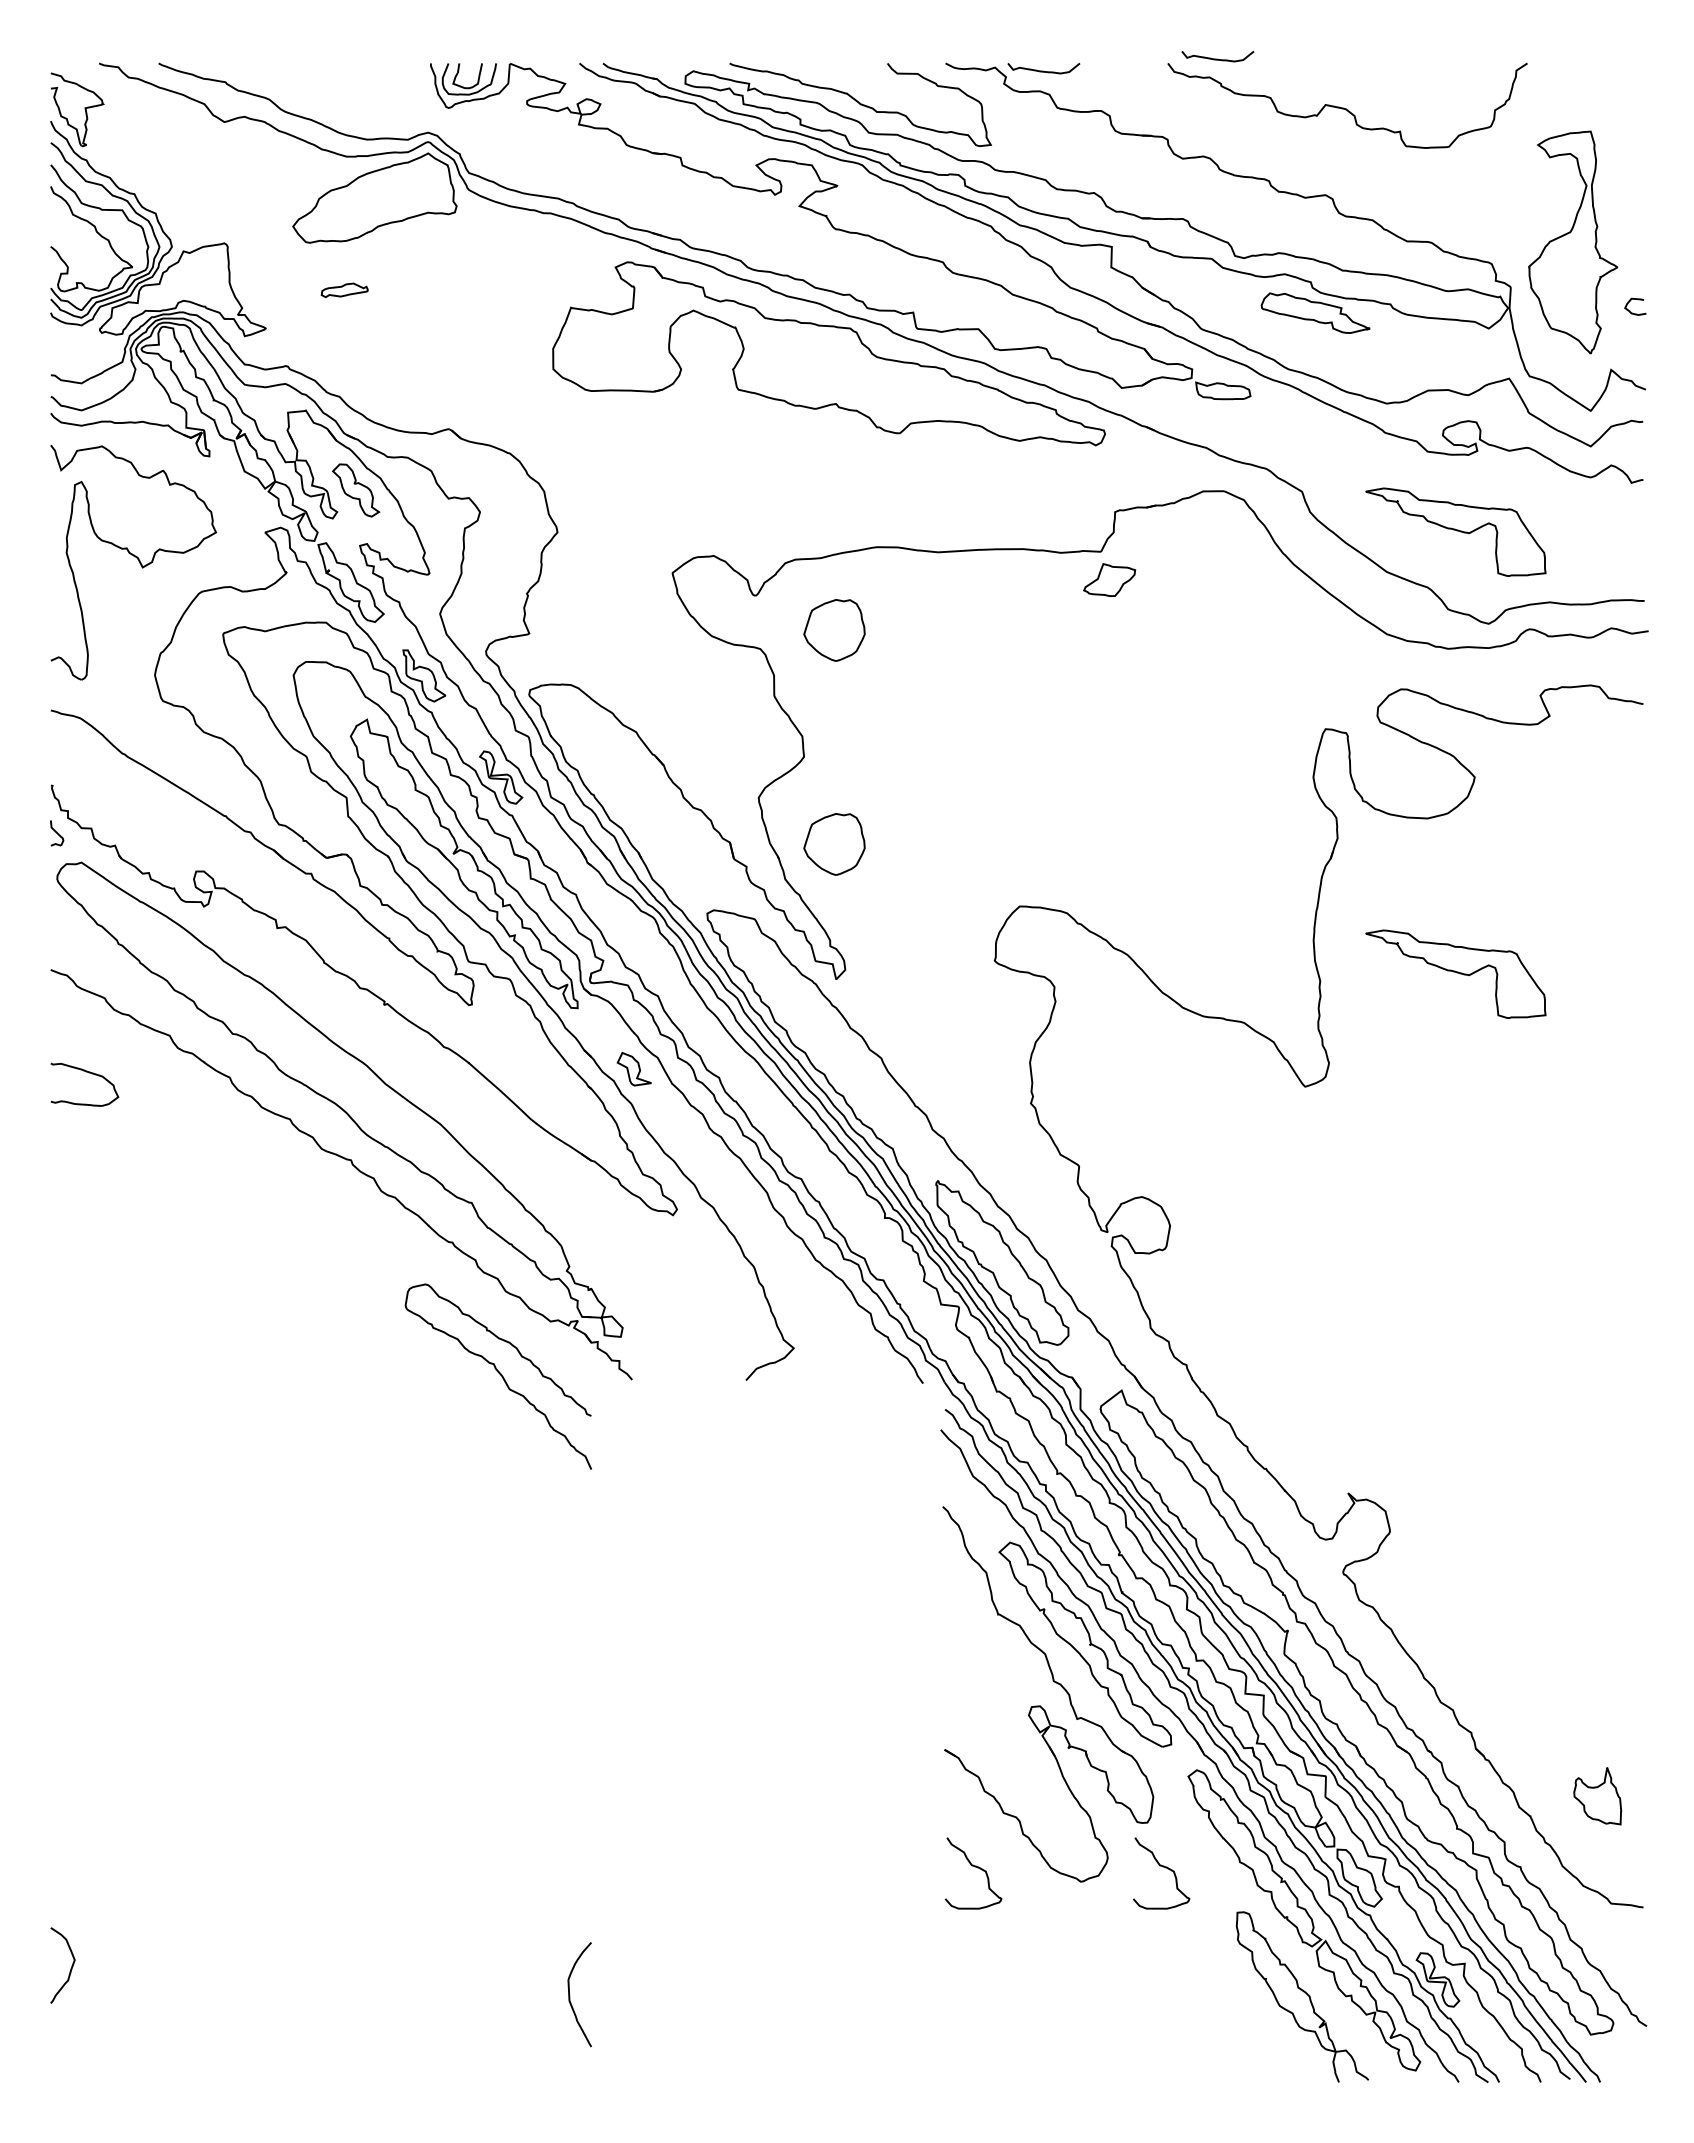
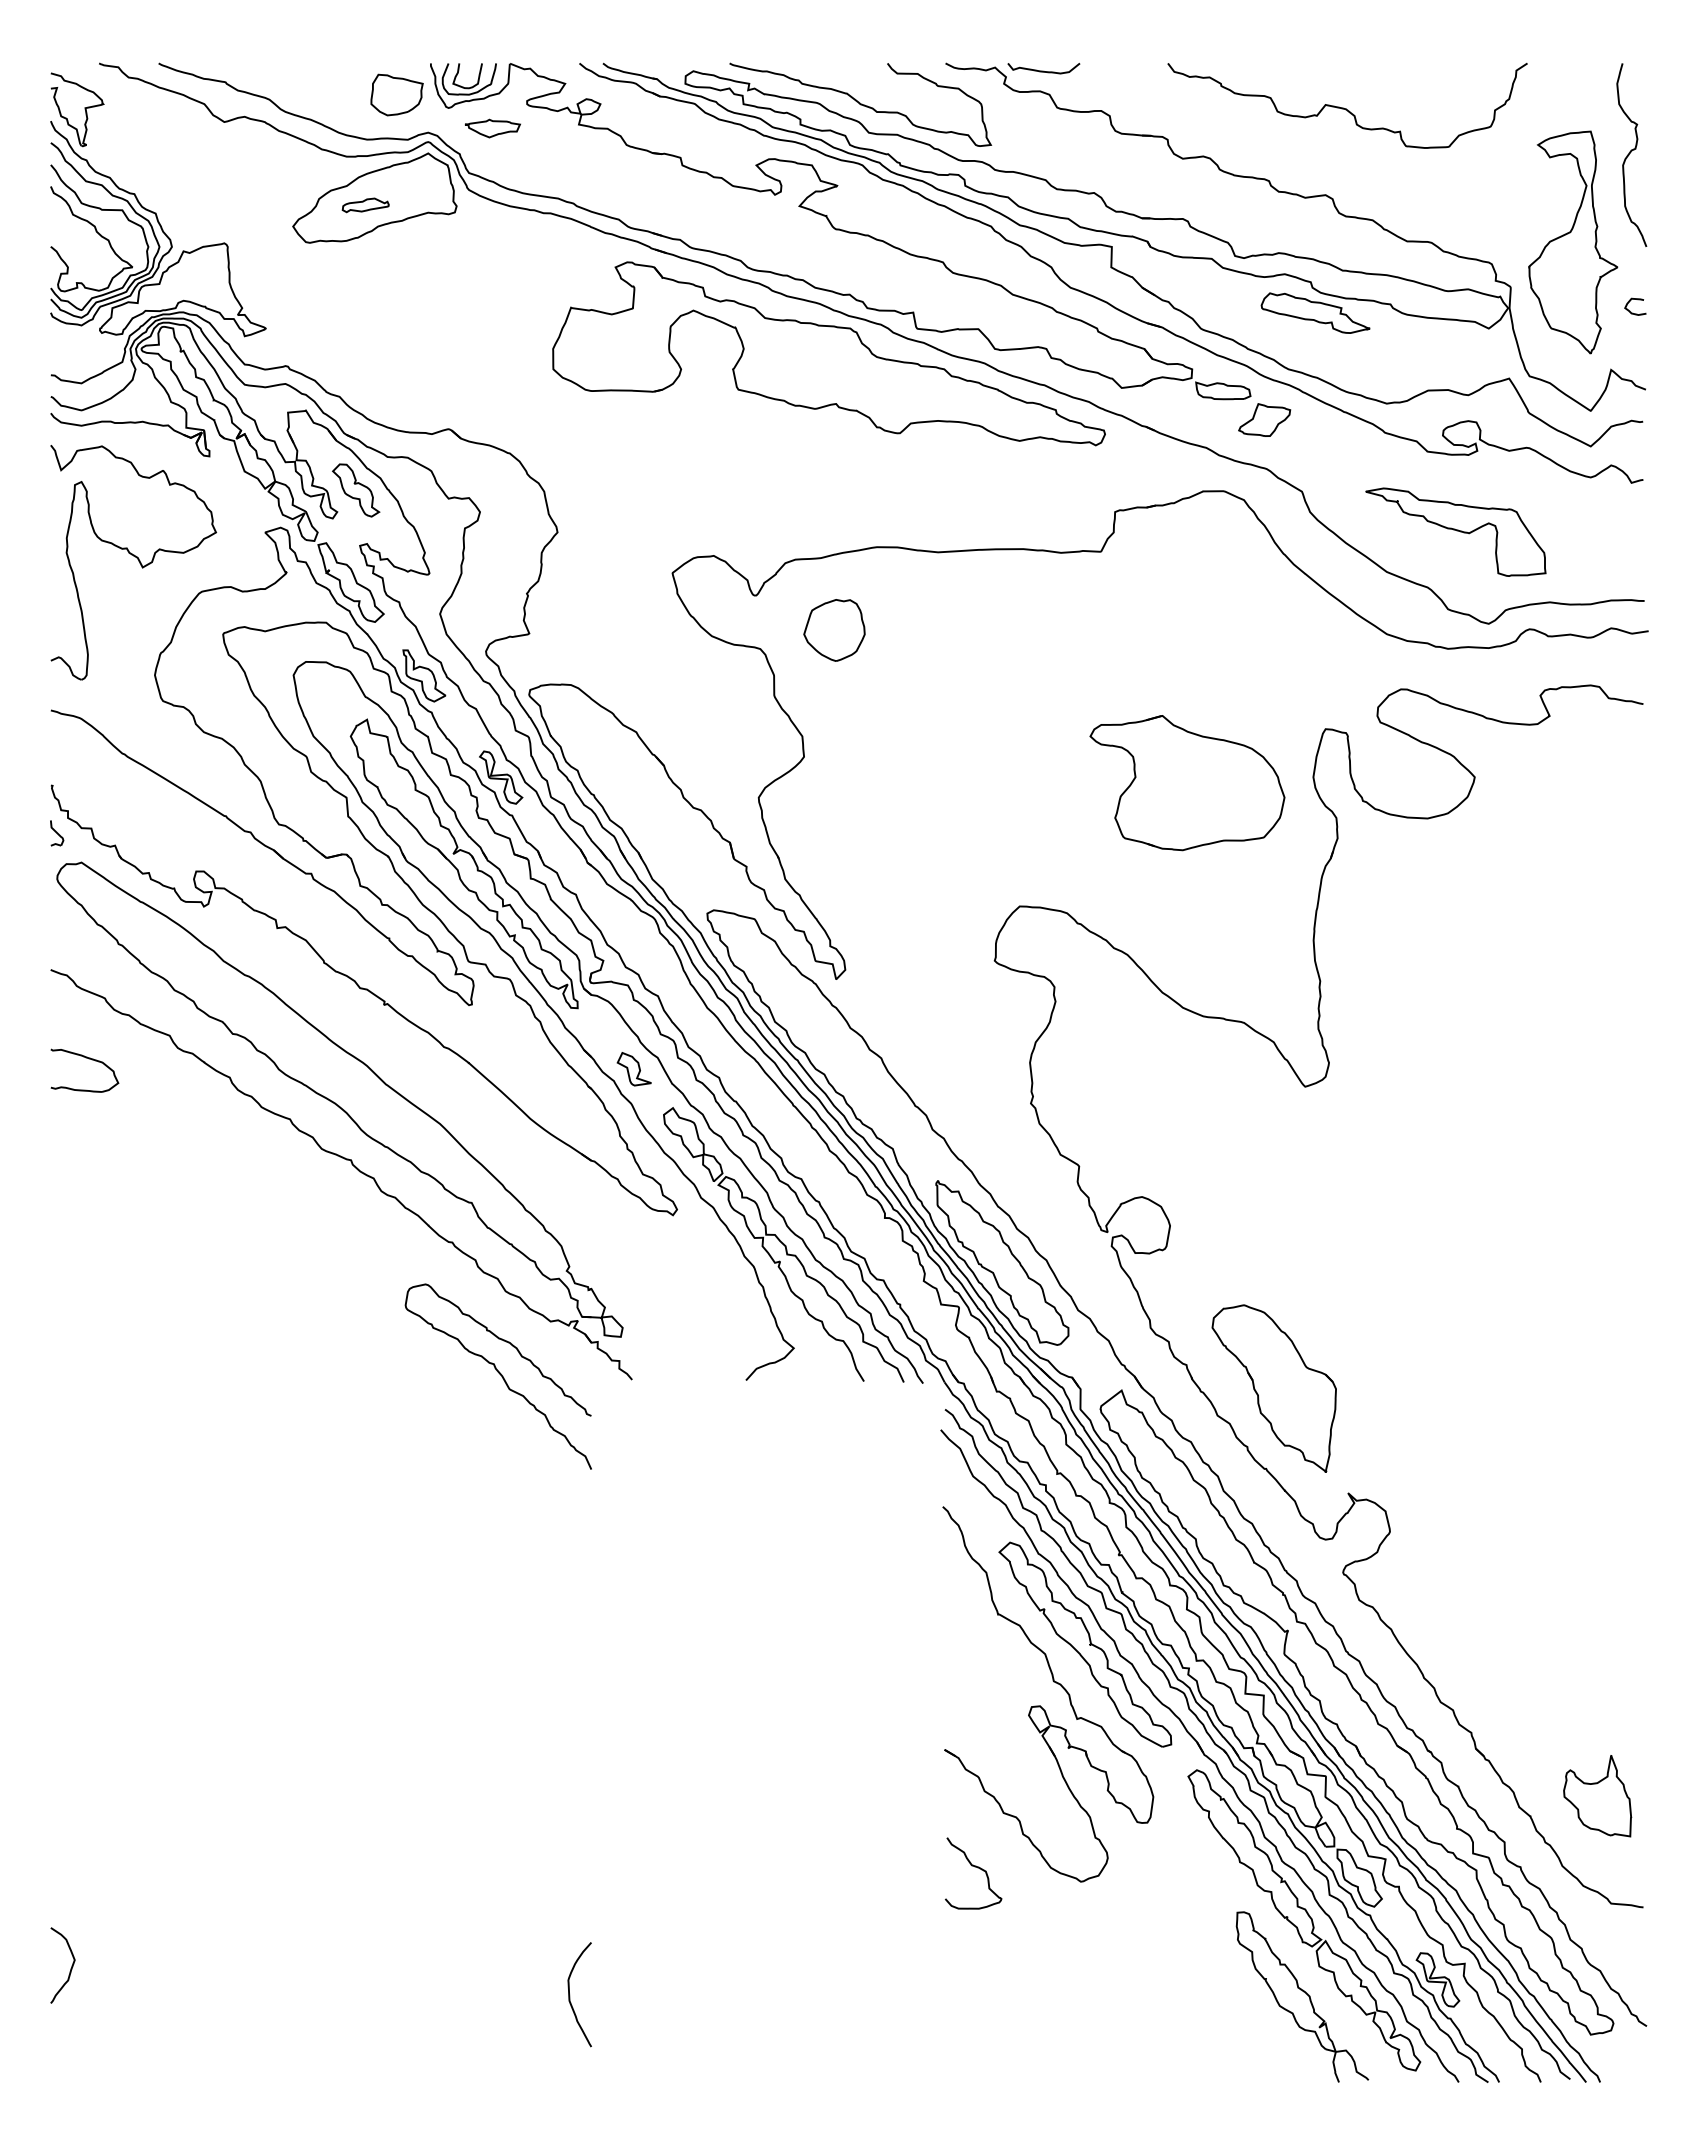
curve: present -> none (1217, 58)
part: none -> present (396, 94)
part: none -> present (492, 128)
curve: none -> present (1630, 153)
part position: (344, 290) -> (365, 205) (365, 205)
part position: (1109, 579) -> (1264, 419) (1264, 419)
part: none -> present (1187, 783)
part: present -> none (834, 844)
part: present -> none (1455, 973)
part position: (88, 1073) -> (88, 1059) (88, 1059)
part: none -> present (783, 1244)
part: none -> present (1273, 1388)
part size: 50x59 px -> 70x83 px (1597, 1796)
curve: present -> none (1162, 1867)
